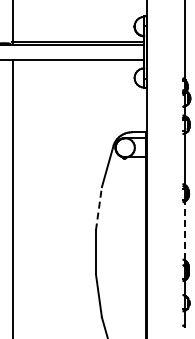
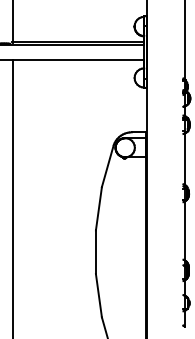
line: dashed -> solid (98, 208)
line: dashed -> solid (184, 230)
